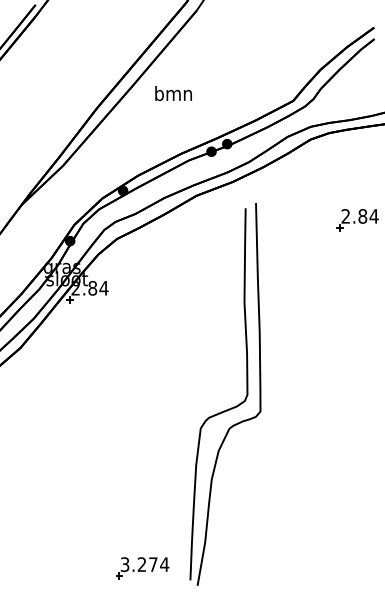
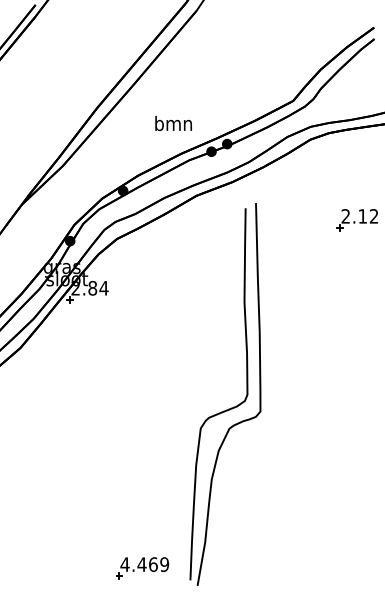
text position: (173, 93) -> (173, 123) (173, 123)
text: 2.84 -> 2.12 (368, 216)
text: 3.274 -> 4.469 (144, 564)
